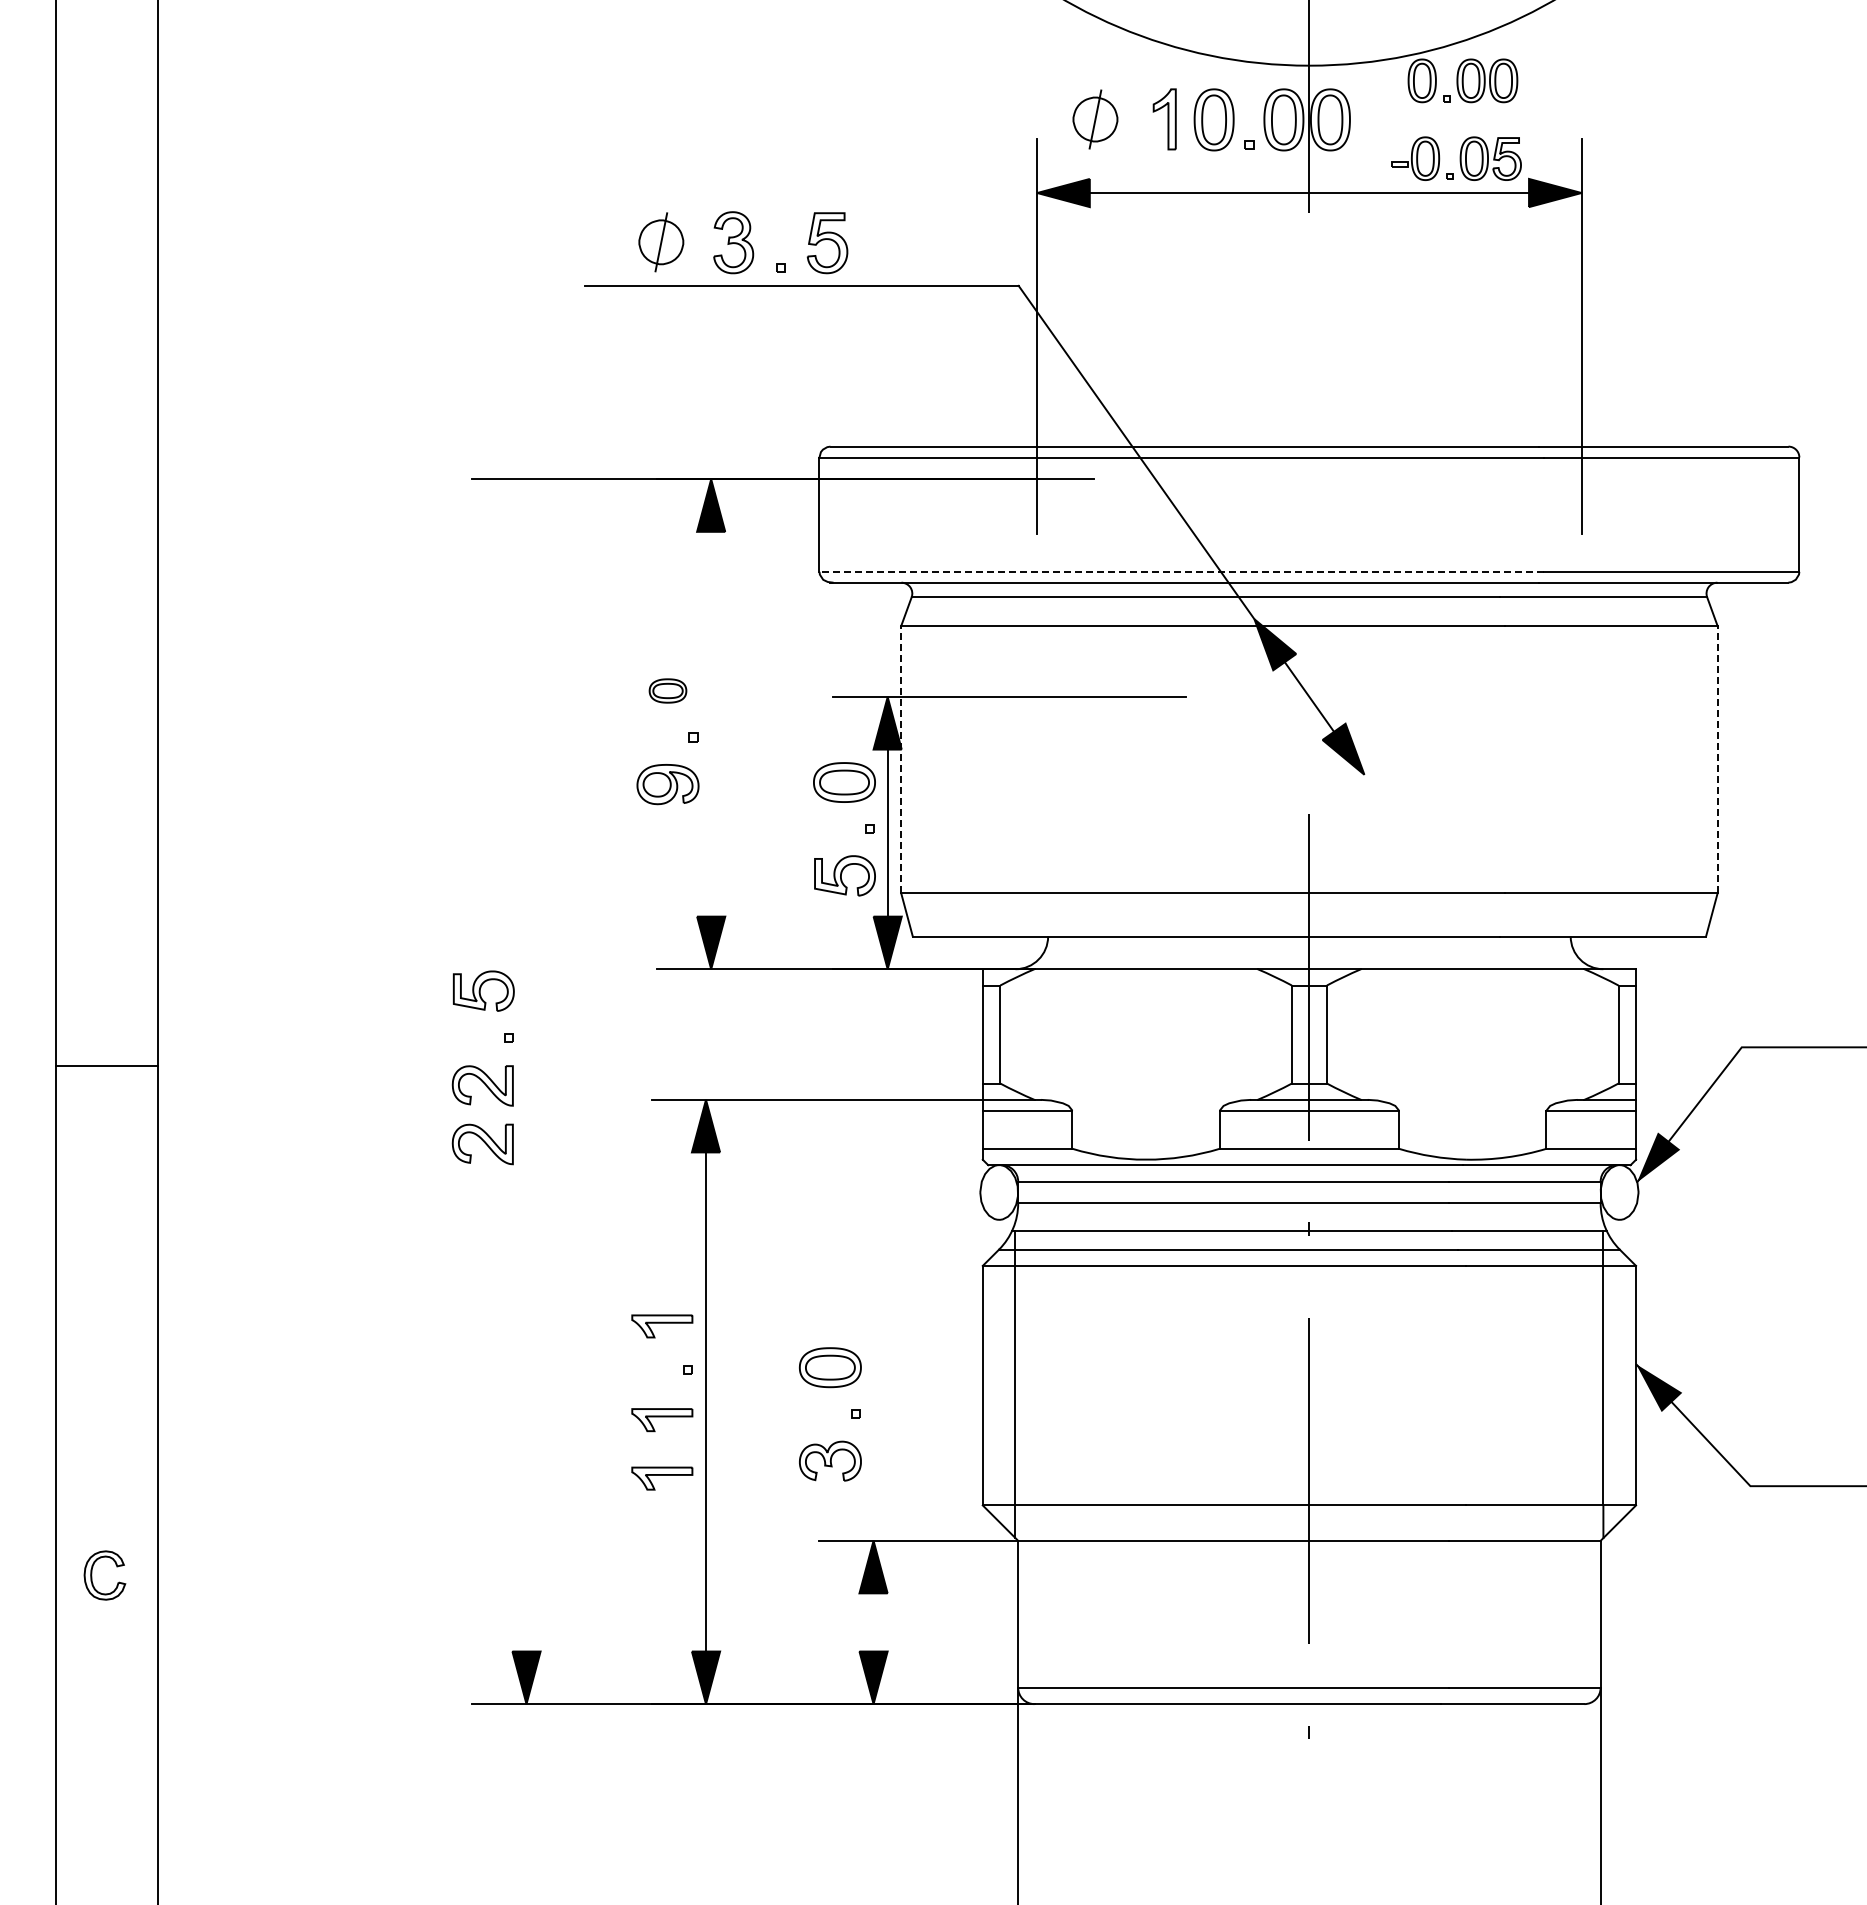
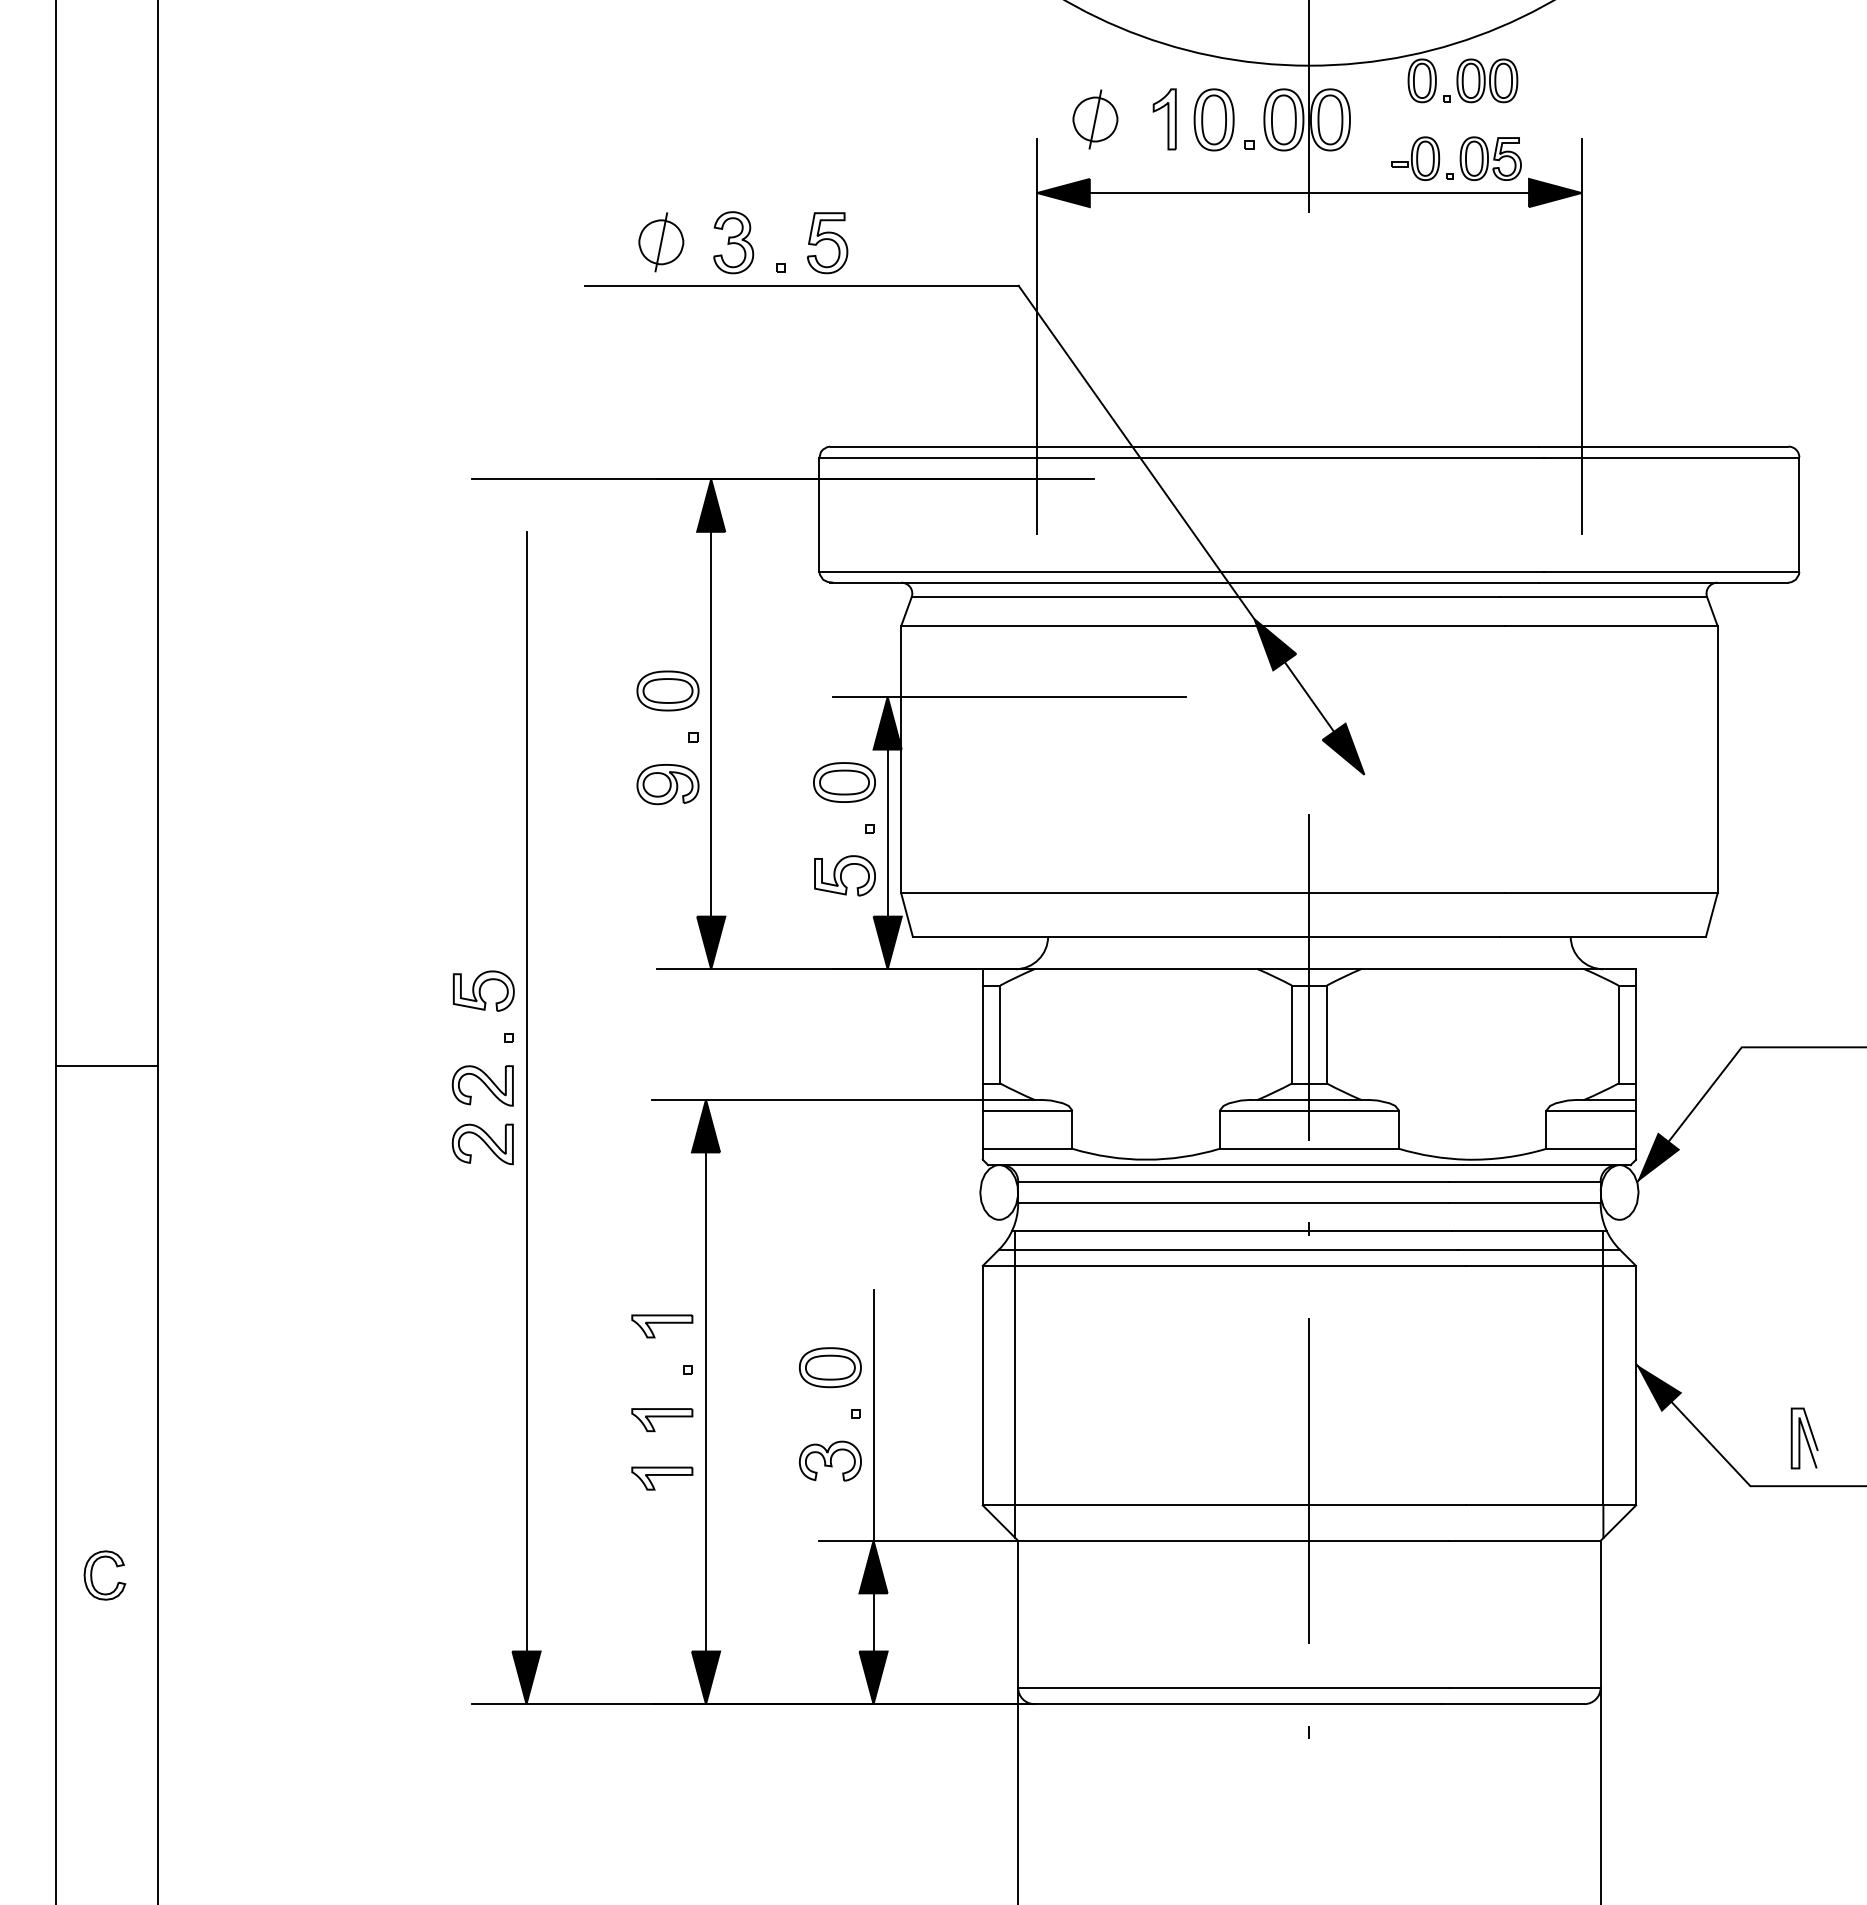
line: dashed -> solid (1181, 571)
part size: 40x26 px -> 64x42 px (667, 690)
line: none -> present (711, 723)
line: dashed -> solid (901, 759)
line: dashed -> solid (1717, 759)
line: none -> present (526, 1091)
line: none -> present (873, 1414)
curve: none -> present (1805, 1438)
line: none -> present (873, 1622)
